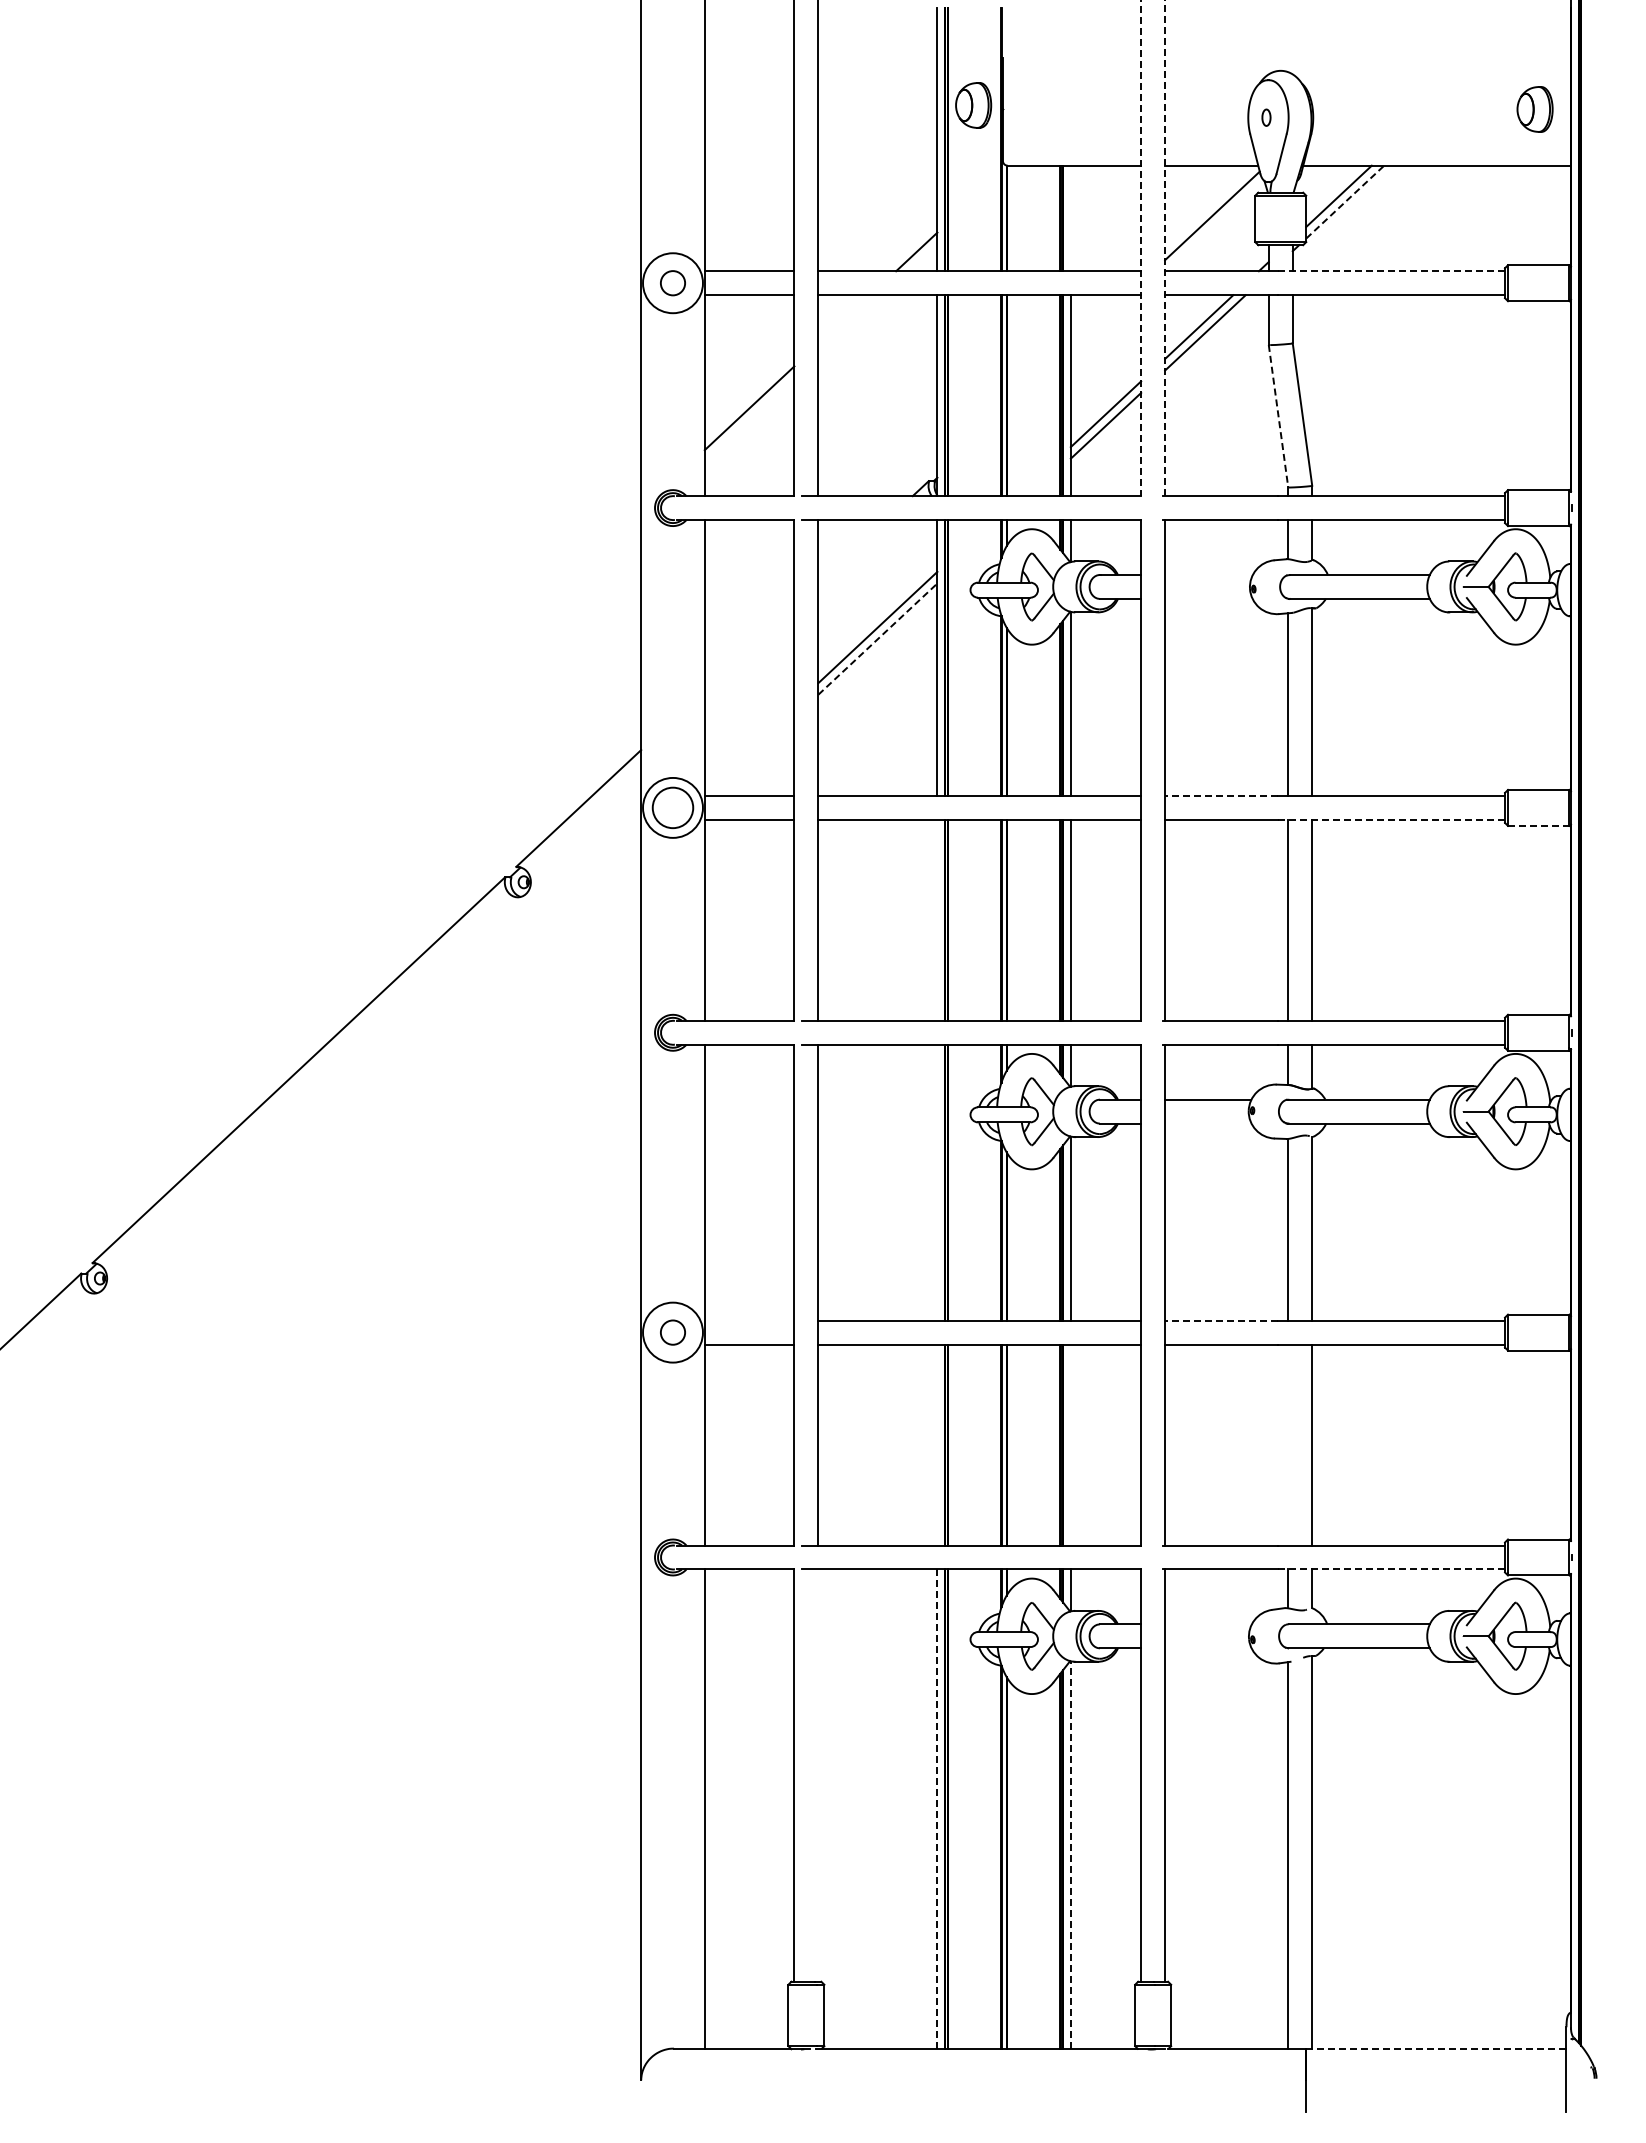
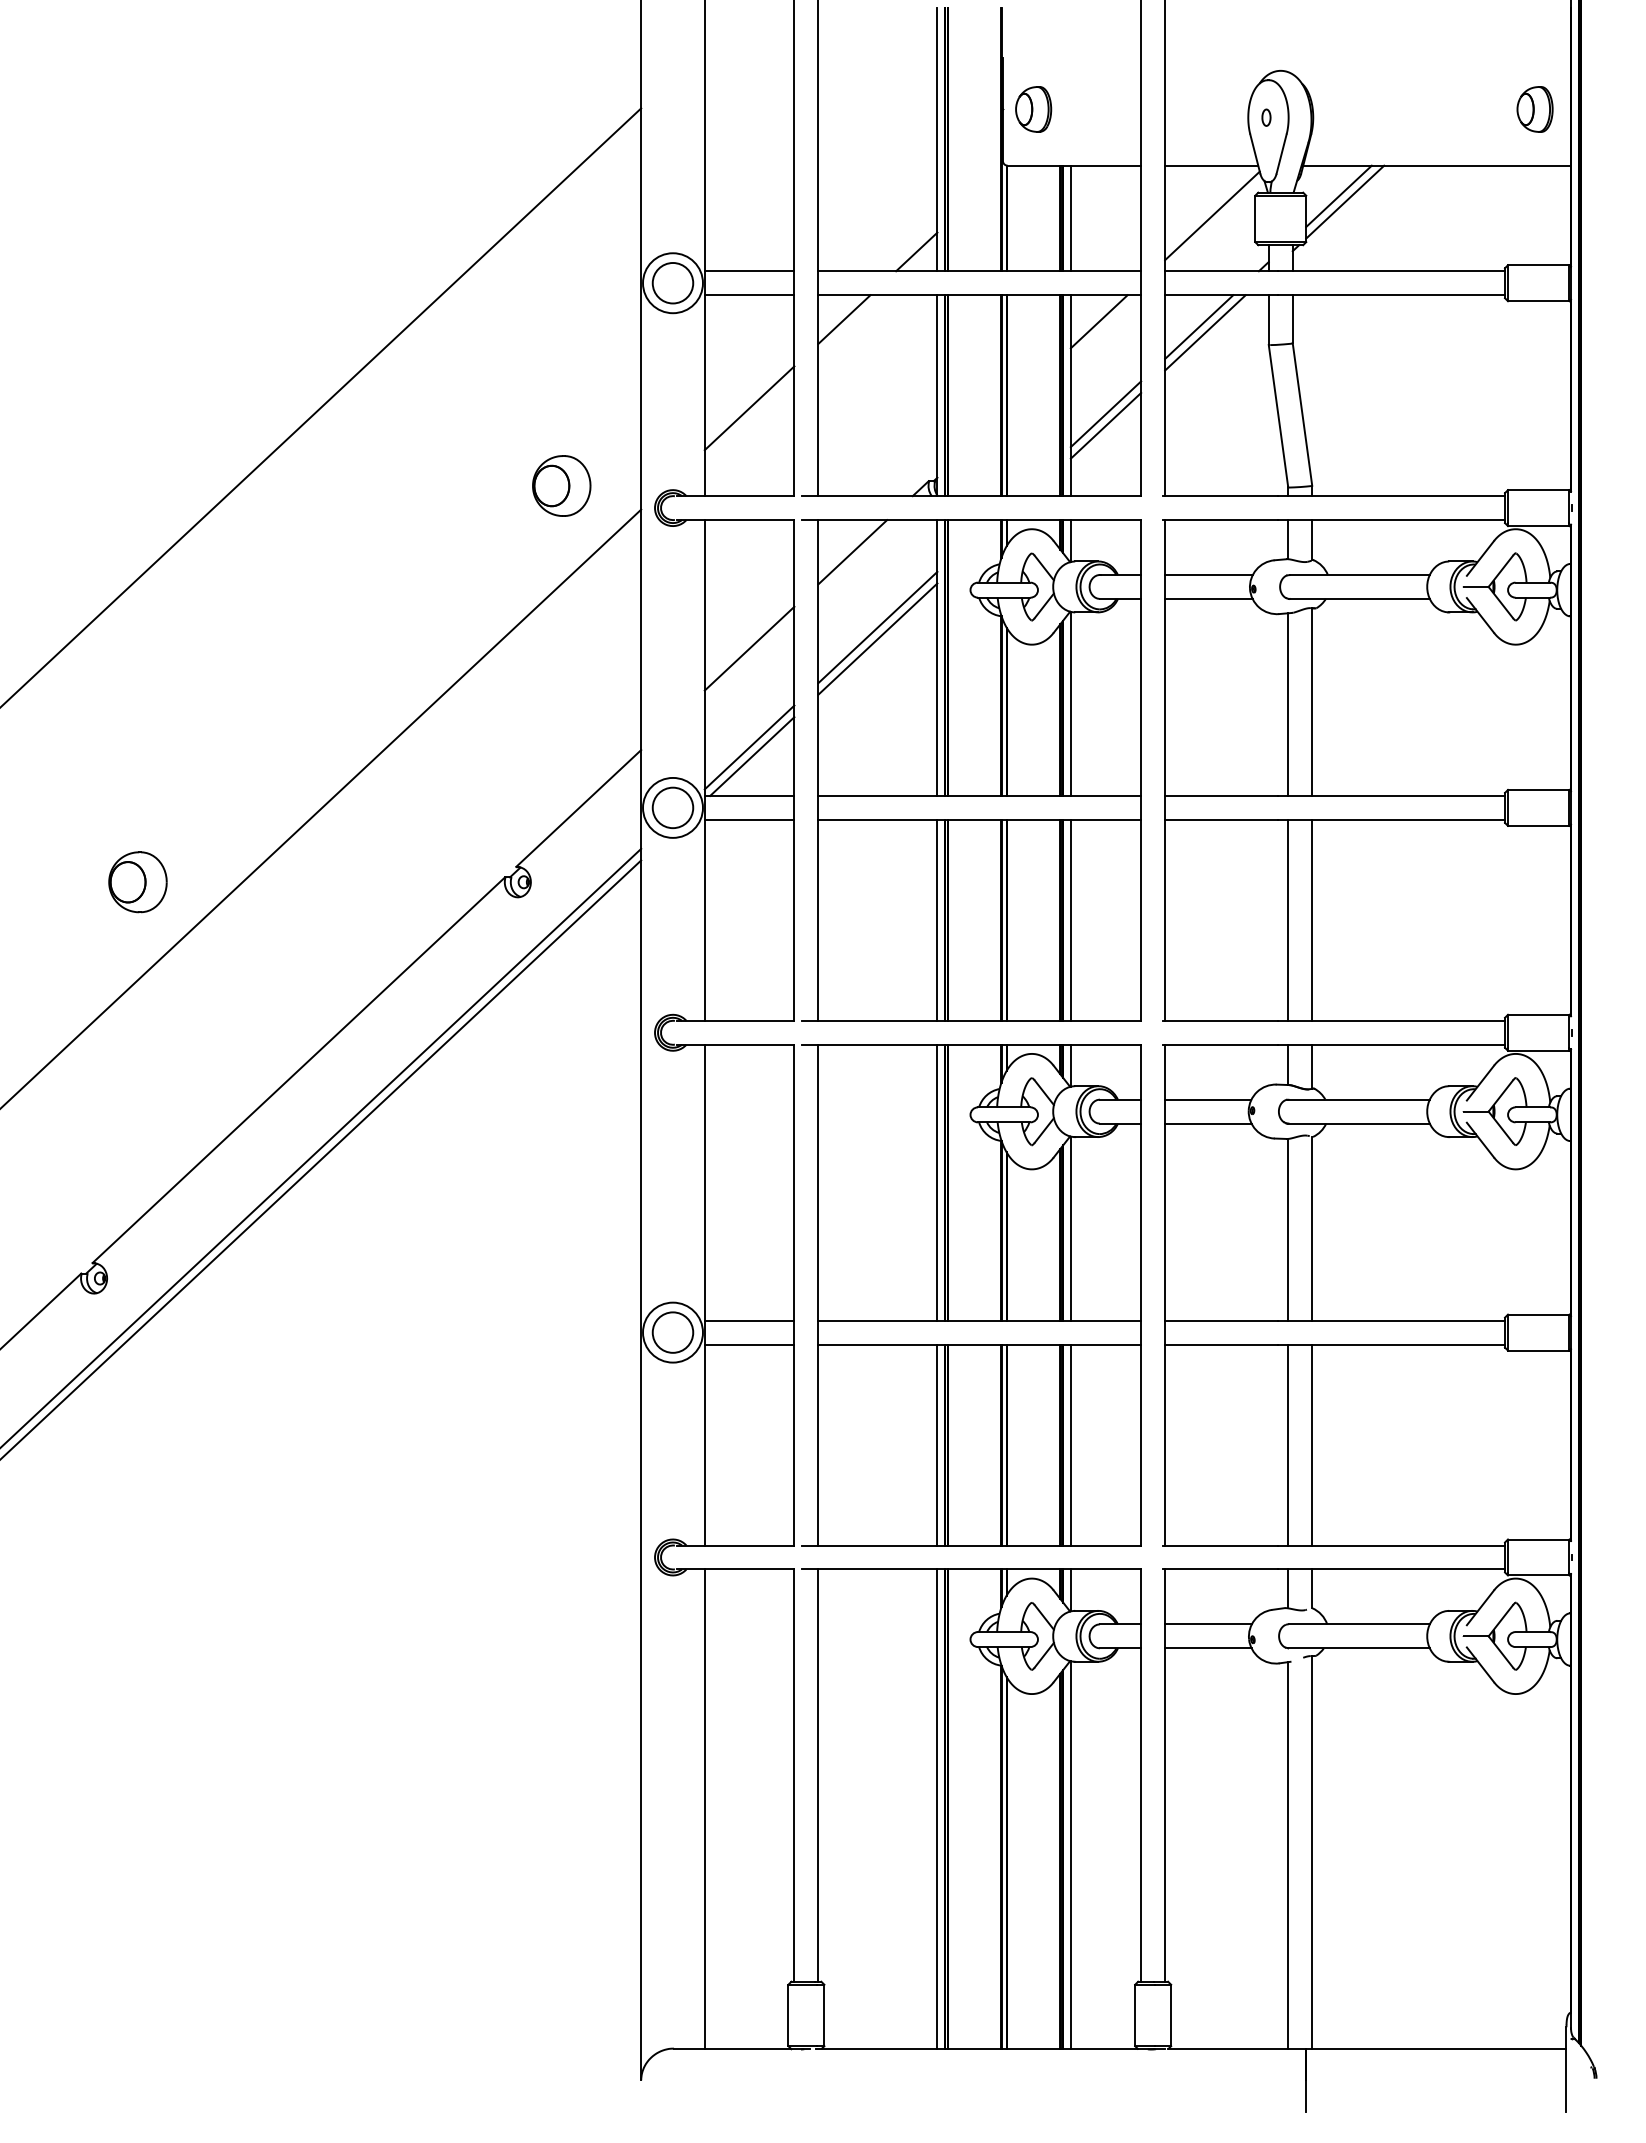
part position: (973, 105) -> (1033, 109) (1033, 109)
line: dashed -> solid (1345, 201)
line: none -> present (1070, 218)
line: dashed -> solid (1141, 248)
line: dashed -> solid (1165, 248)
line: dashed -> solid (1391, 271)
circle diameter: 24 px -> 40 px (672, 283)
line: none -> present (844, 319)
line: none -> present (1098, 321)
line: none -> present (321, 407)
line: dashed -> solid (1278, 416)
part: none -> present (561, 485)
line: none -> present (852, 552)
line: none -> present (1208, 575)
line: none -> present (1208, 599)
line: dashed -> solid (878, 638)
line: none -> present (749, 648)
line: none -> present (749, 747)
line: none -> present (752, 756)
line: dashed -> solid (1221, 795)
line: none -> present (321, 808)
line: dashed -> solid (1391, 819)
line: dashed -> solid (1538, 825)
part: none -> present (137, 882)
line: none -> present (937, 919)
line: none -> present (1208, 1123)
line: none -> present (321, 1146)
line: none -> present (321, 1159)
line: none -> present (937, 1182)
line: none -> present (749, 1320)
line: dashed -> solid (1221, 1320)
circle diameter: 24 px -> 40 px (672, 1332)
line: none -> present (937, 1444)
line: none -> present (1070, 1444)
line: none -> present (1288, 1444)
line: dashed -> solid (1391, 1569)
line: none -> present (1208, 1624)
line: none -> present (1208, 1648)
line: none -> present (818, 1775)
line: dashed -> solid (937, 1809)
line: dashed -> solid (1070, 1854)
line: dashed -> solid (1435, 2048)
